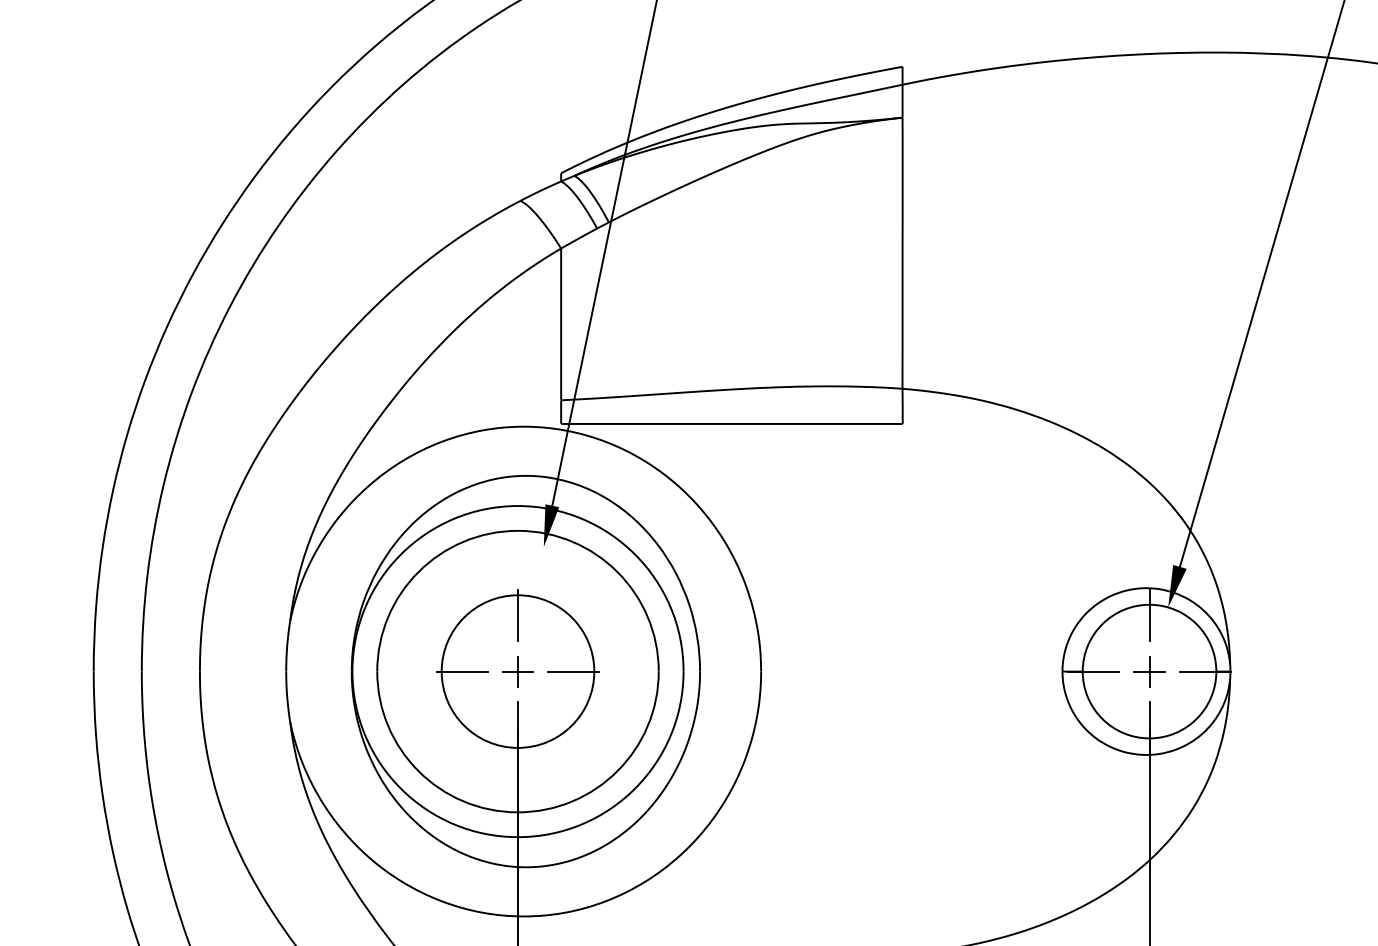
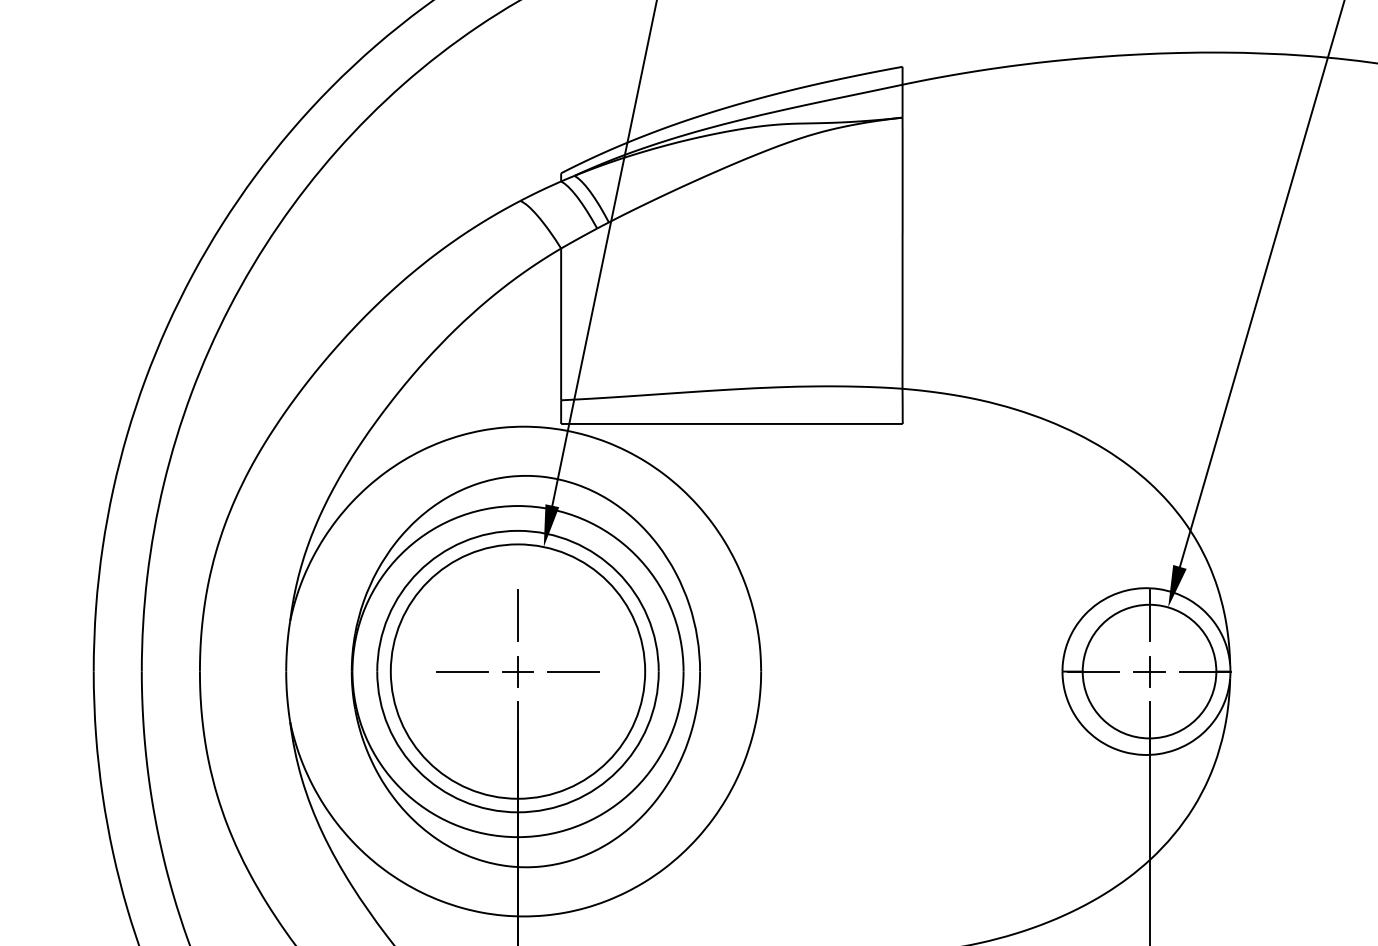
circle diameter: 153 px -> 254 px (517, 671)
